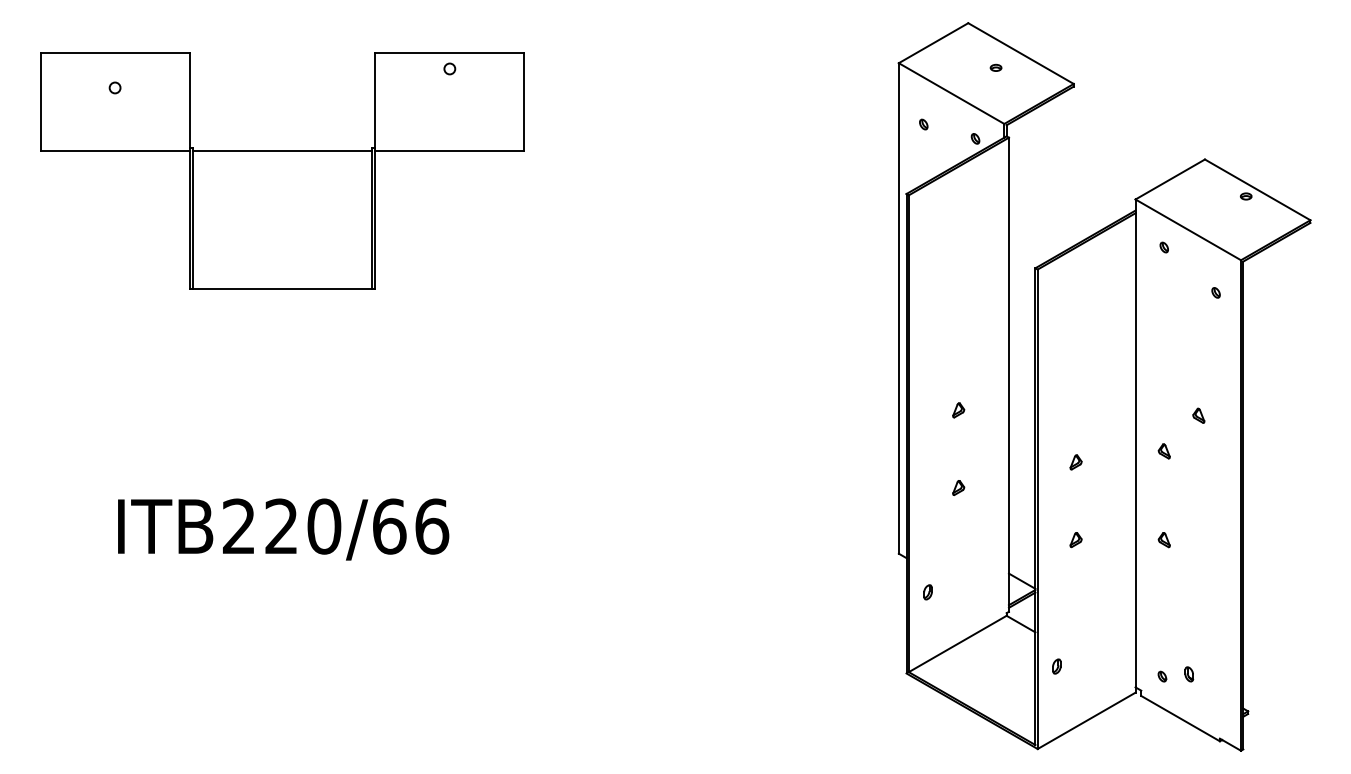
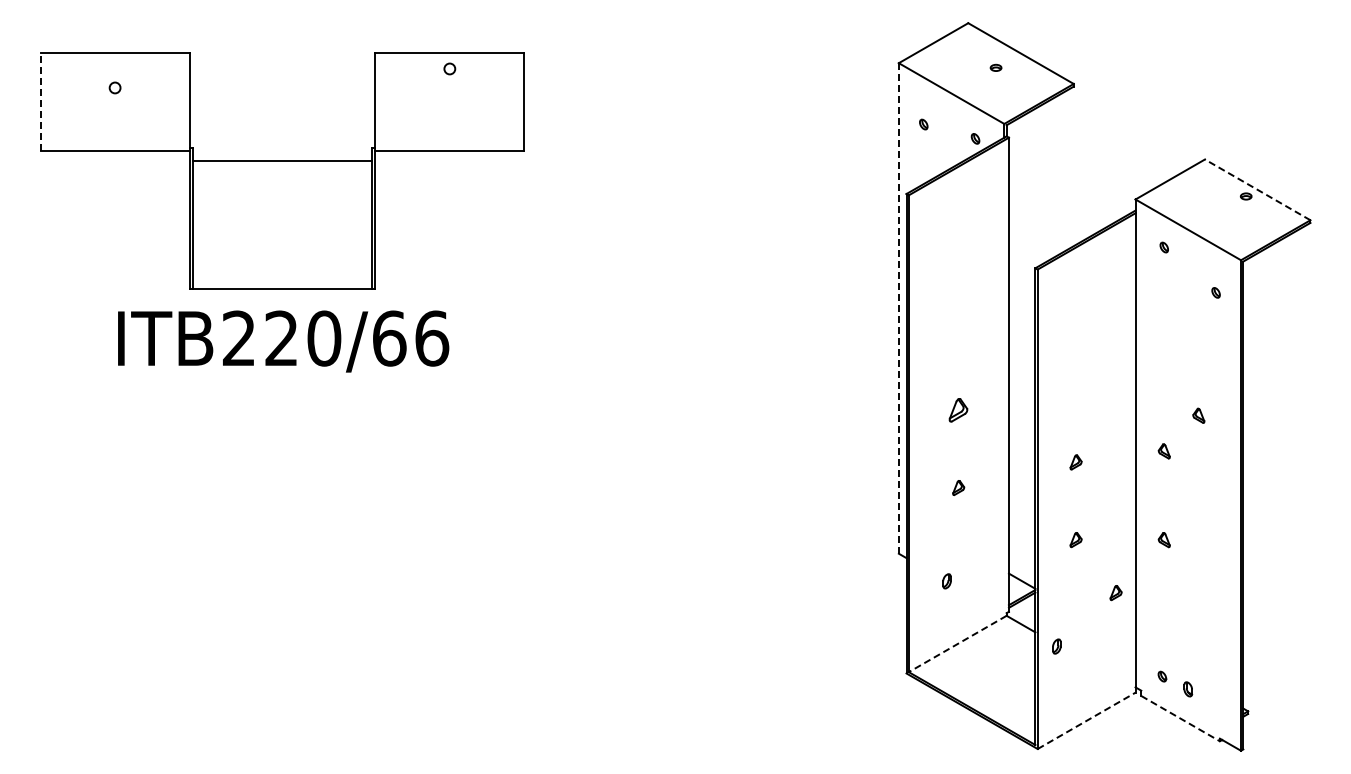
line: solid -> dashed (40, 101)
line position: (282, 150) -> (282, 160) (282, 160)
line: solid -> dashed (1257, 189)
line: solid -> dashed (898, 307)
part size: 14x17 px -> 21x25 px (958, 410)
text position: (283, 529) -> (283, 341) (283, 341)
part position: (927, 592) -> (946, 581) (946, 581)
part: none -> present (1115, 593)
line: solid -> dashed (957, 644)
part position: (1056, 666) -> (1056, 646) (1056, 646)
part position: (1189, 674) -> (1188, 689) (1188, 689)
line: solid -> dashed (1181, 718)
line: solid -> dashed (1087, 720)
